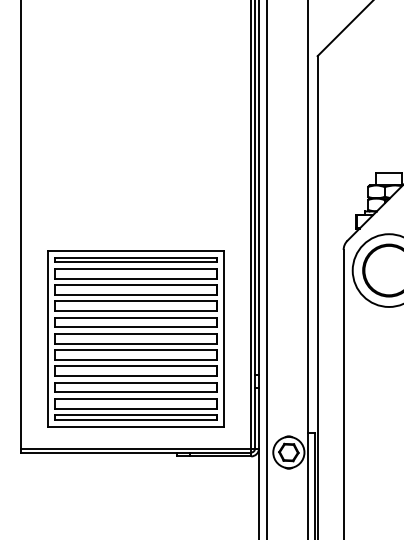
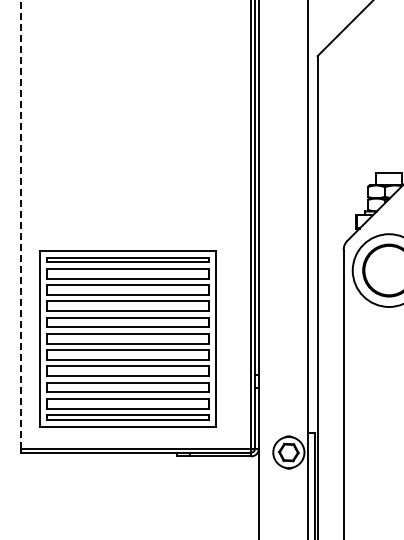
line: solid -> dashed (21, 224)
line: present -> none (266, 269)
part position: (135, 338) -> (127, 338) (127, 338)
